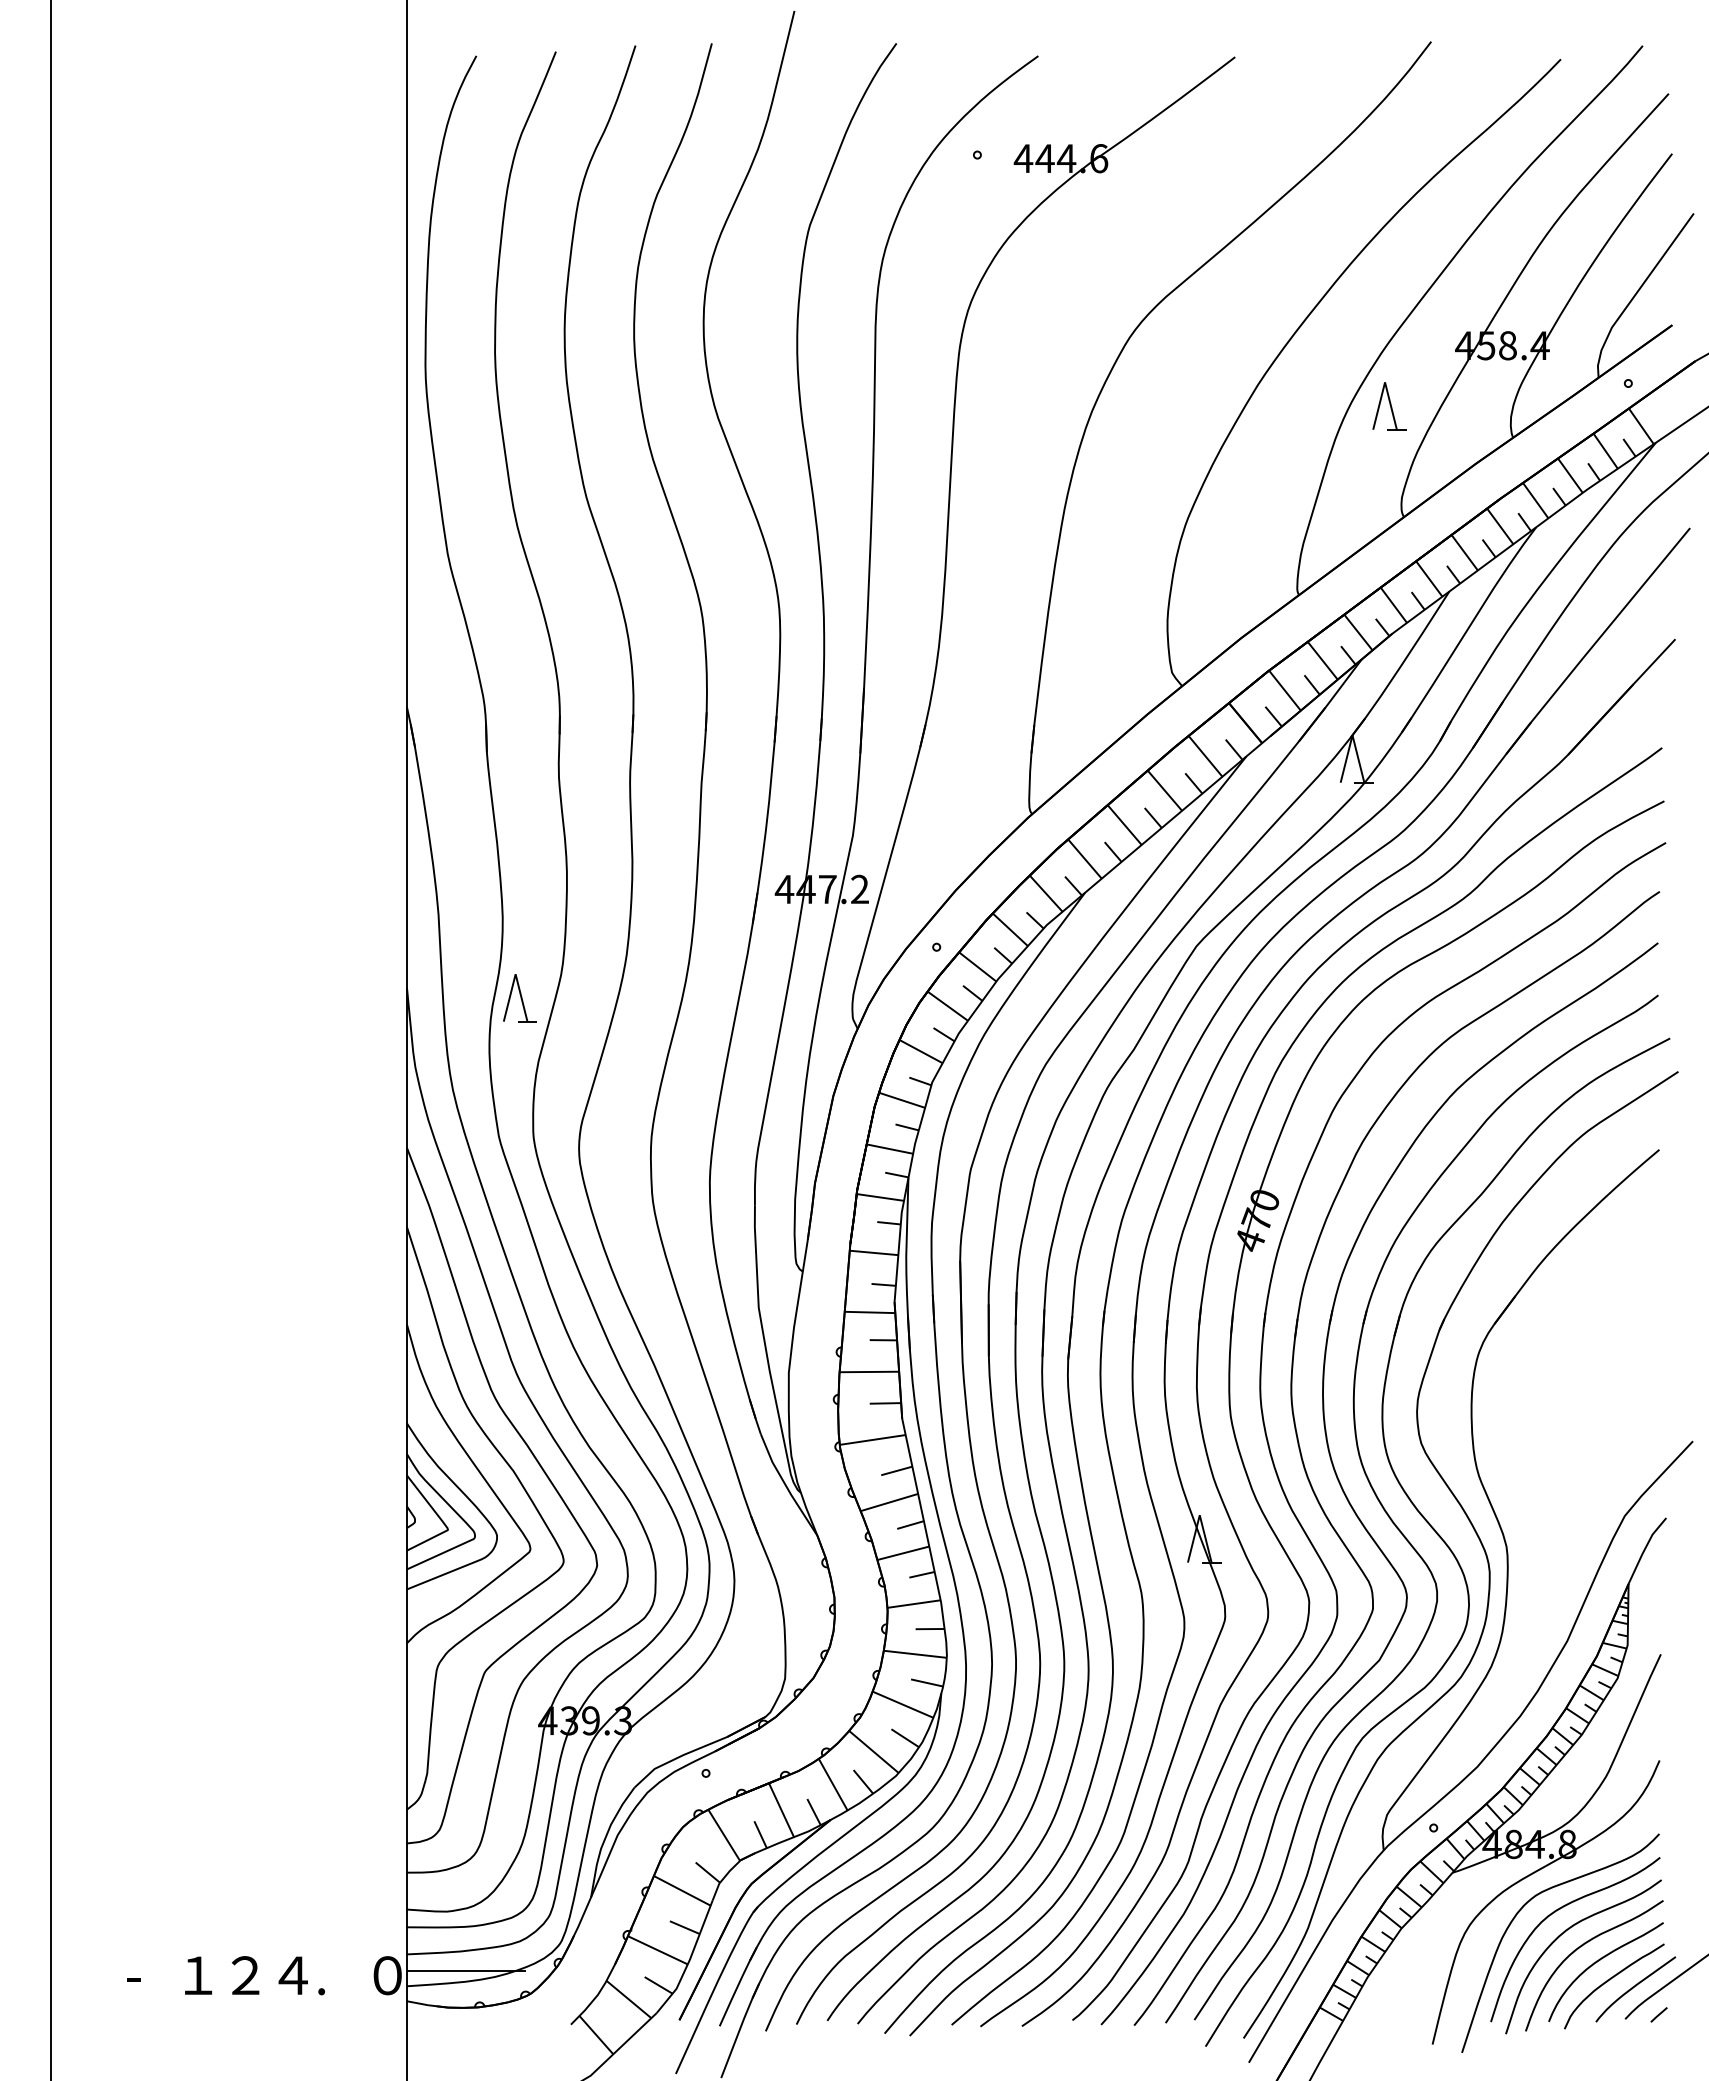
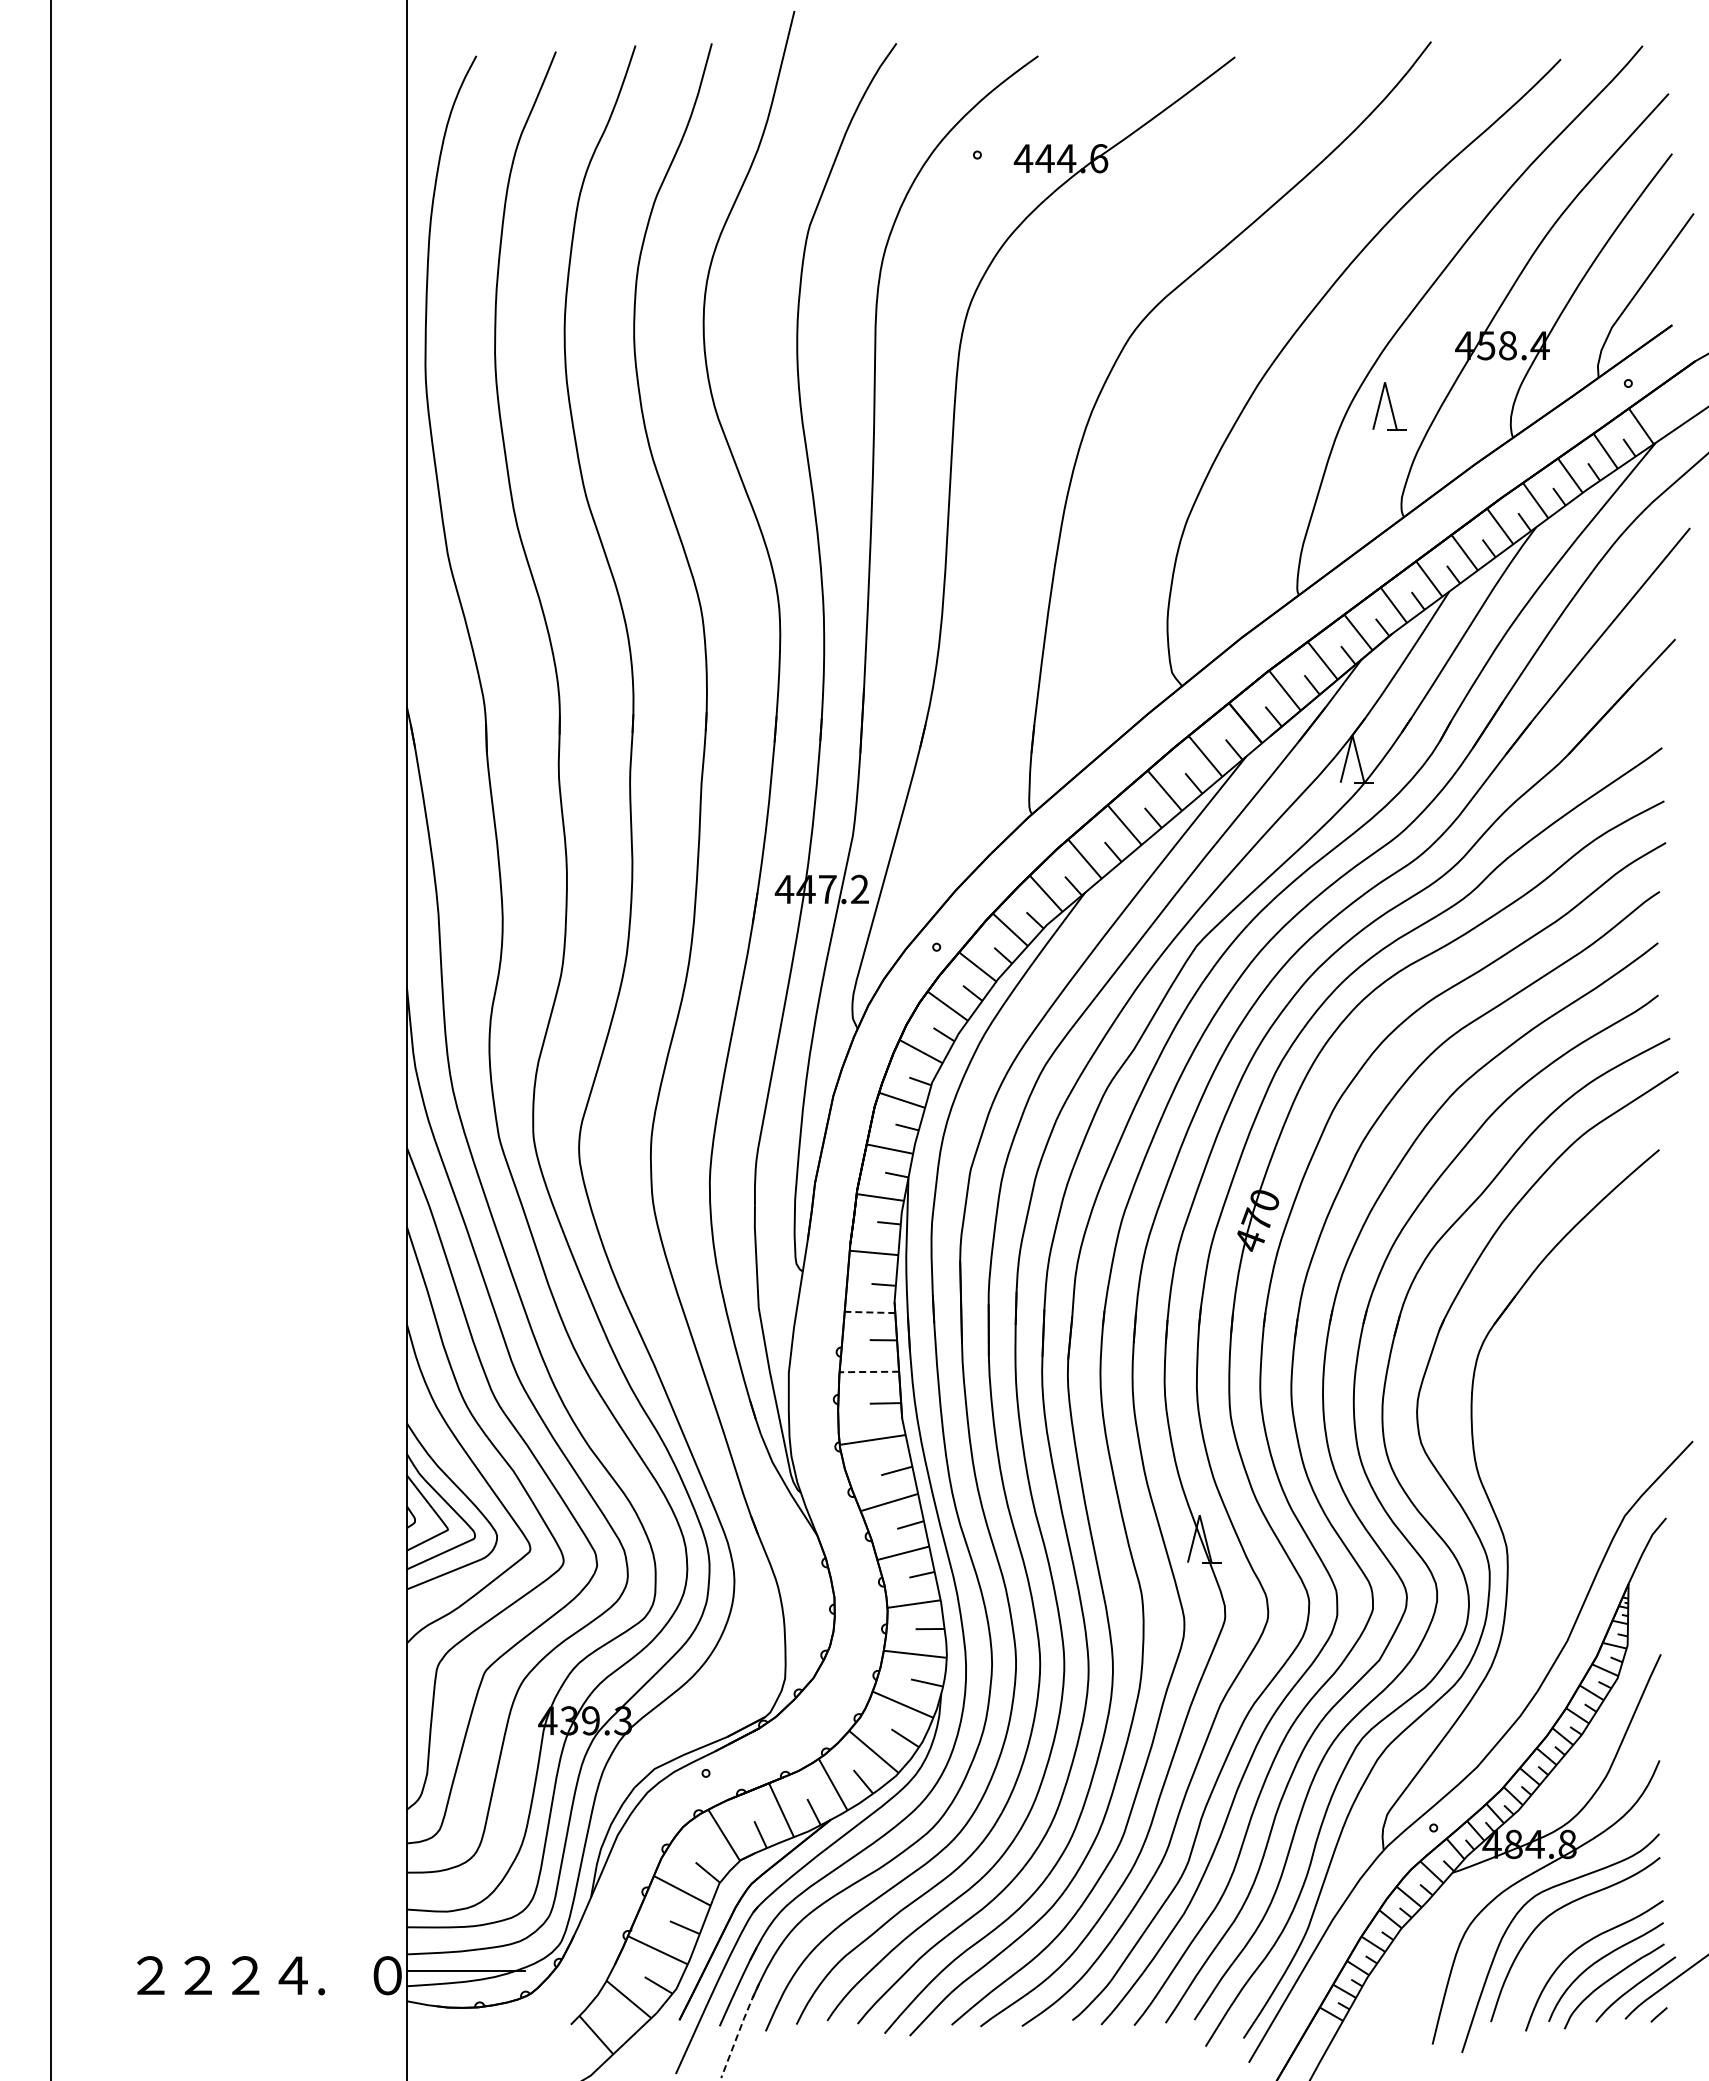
part: present -> none (519, 998)
line: solid -> dashed (869, 1312)
line: solid -> dashed (869, 1371)
curve: present -> none (1564, 1933)
text: - -> ２ (145, 1975)
text: １ -> ２ (198, 1975)
line: solid -> dashed (739, 2029)
